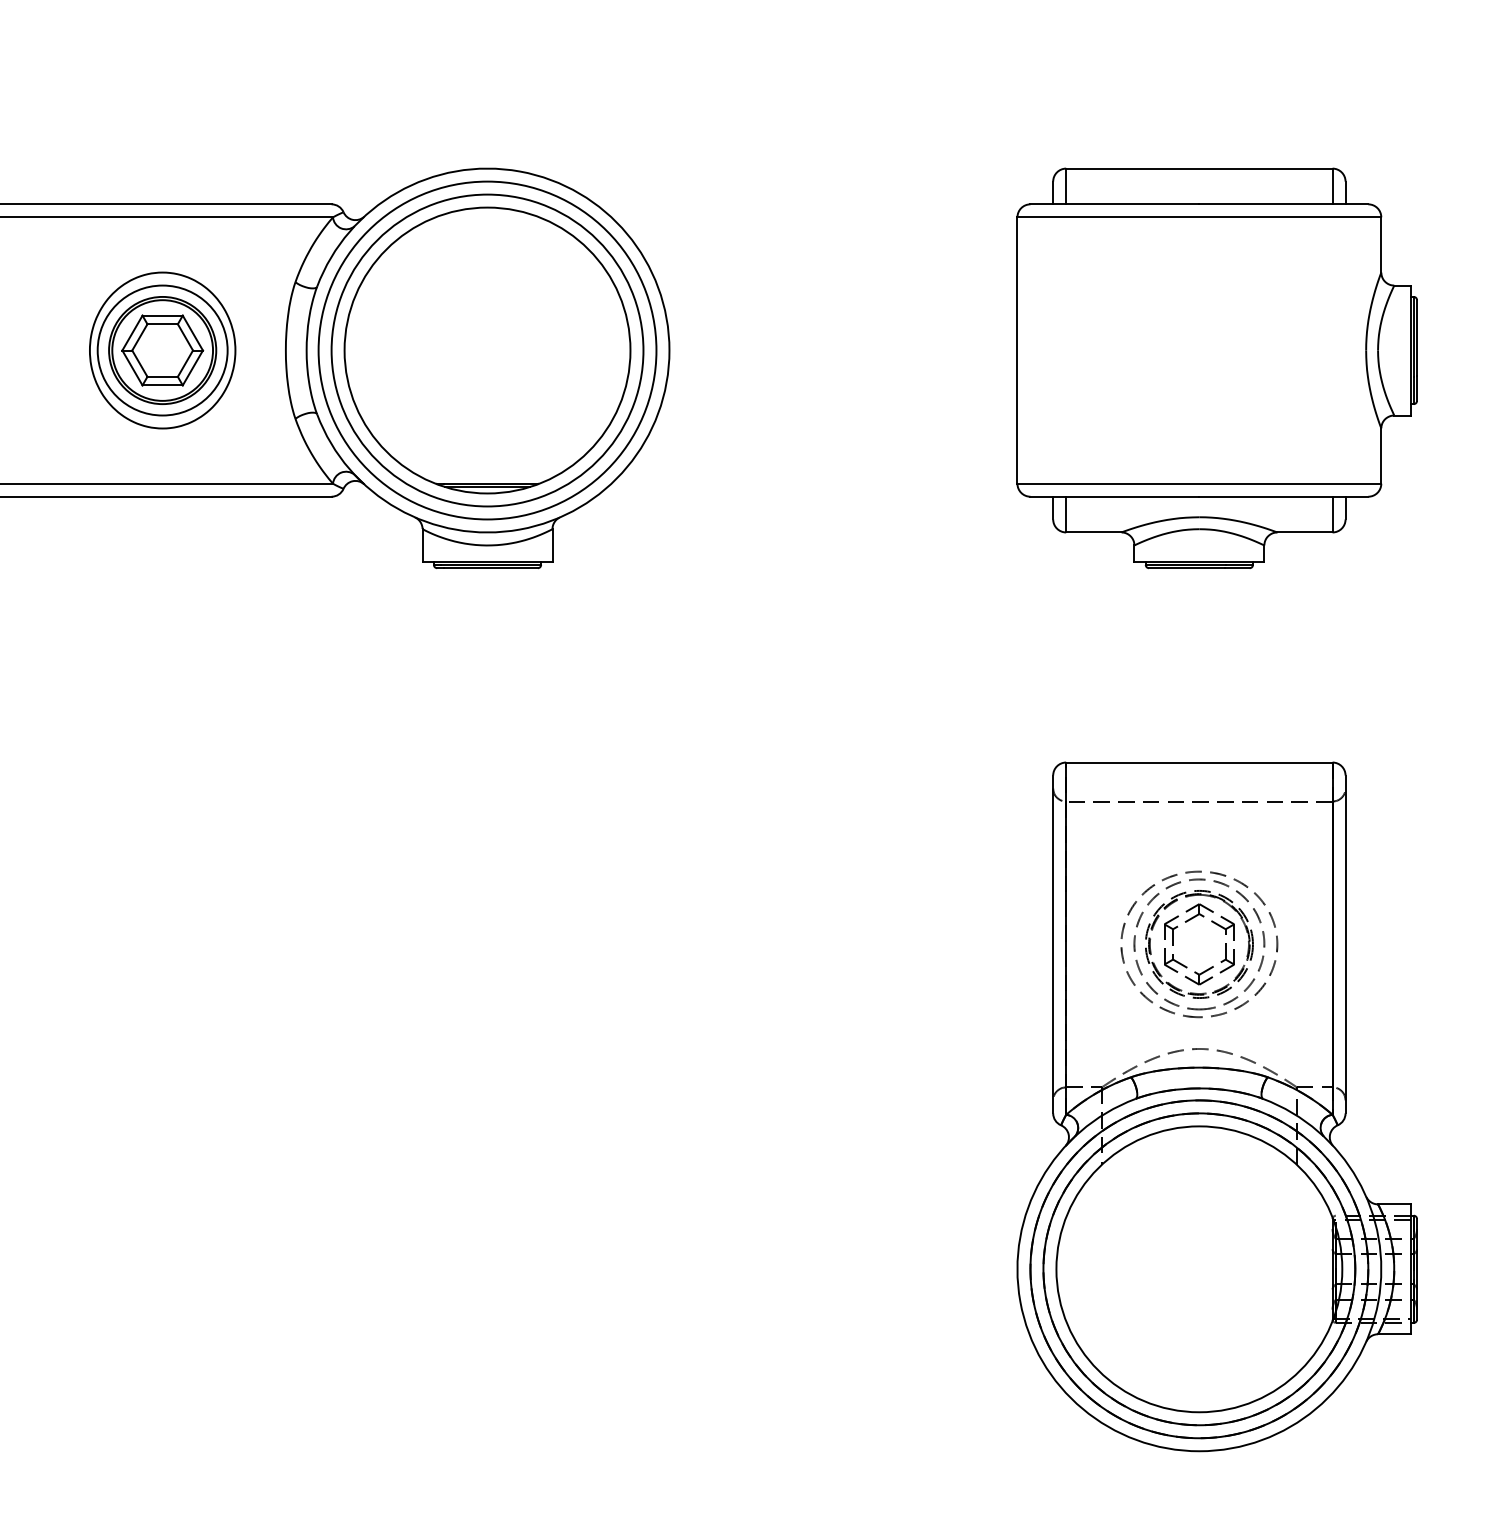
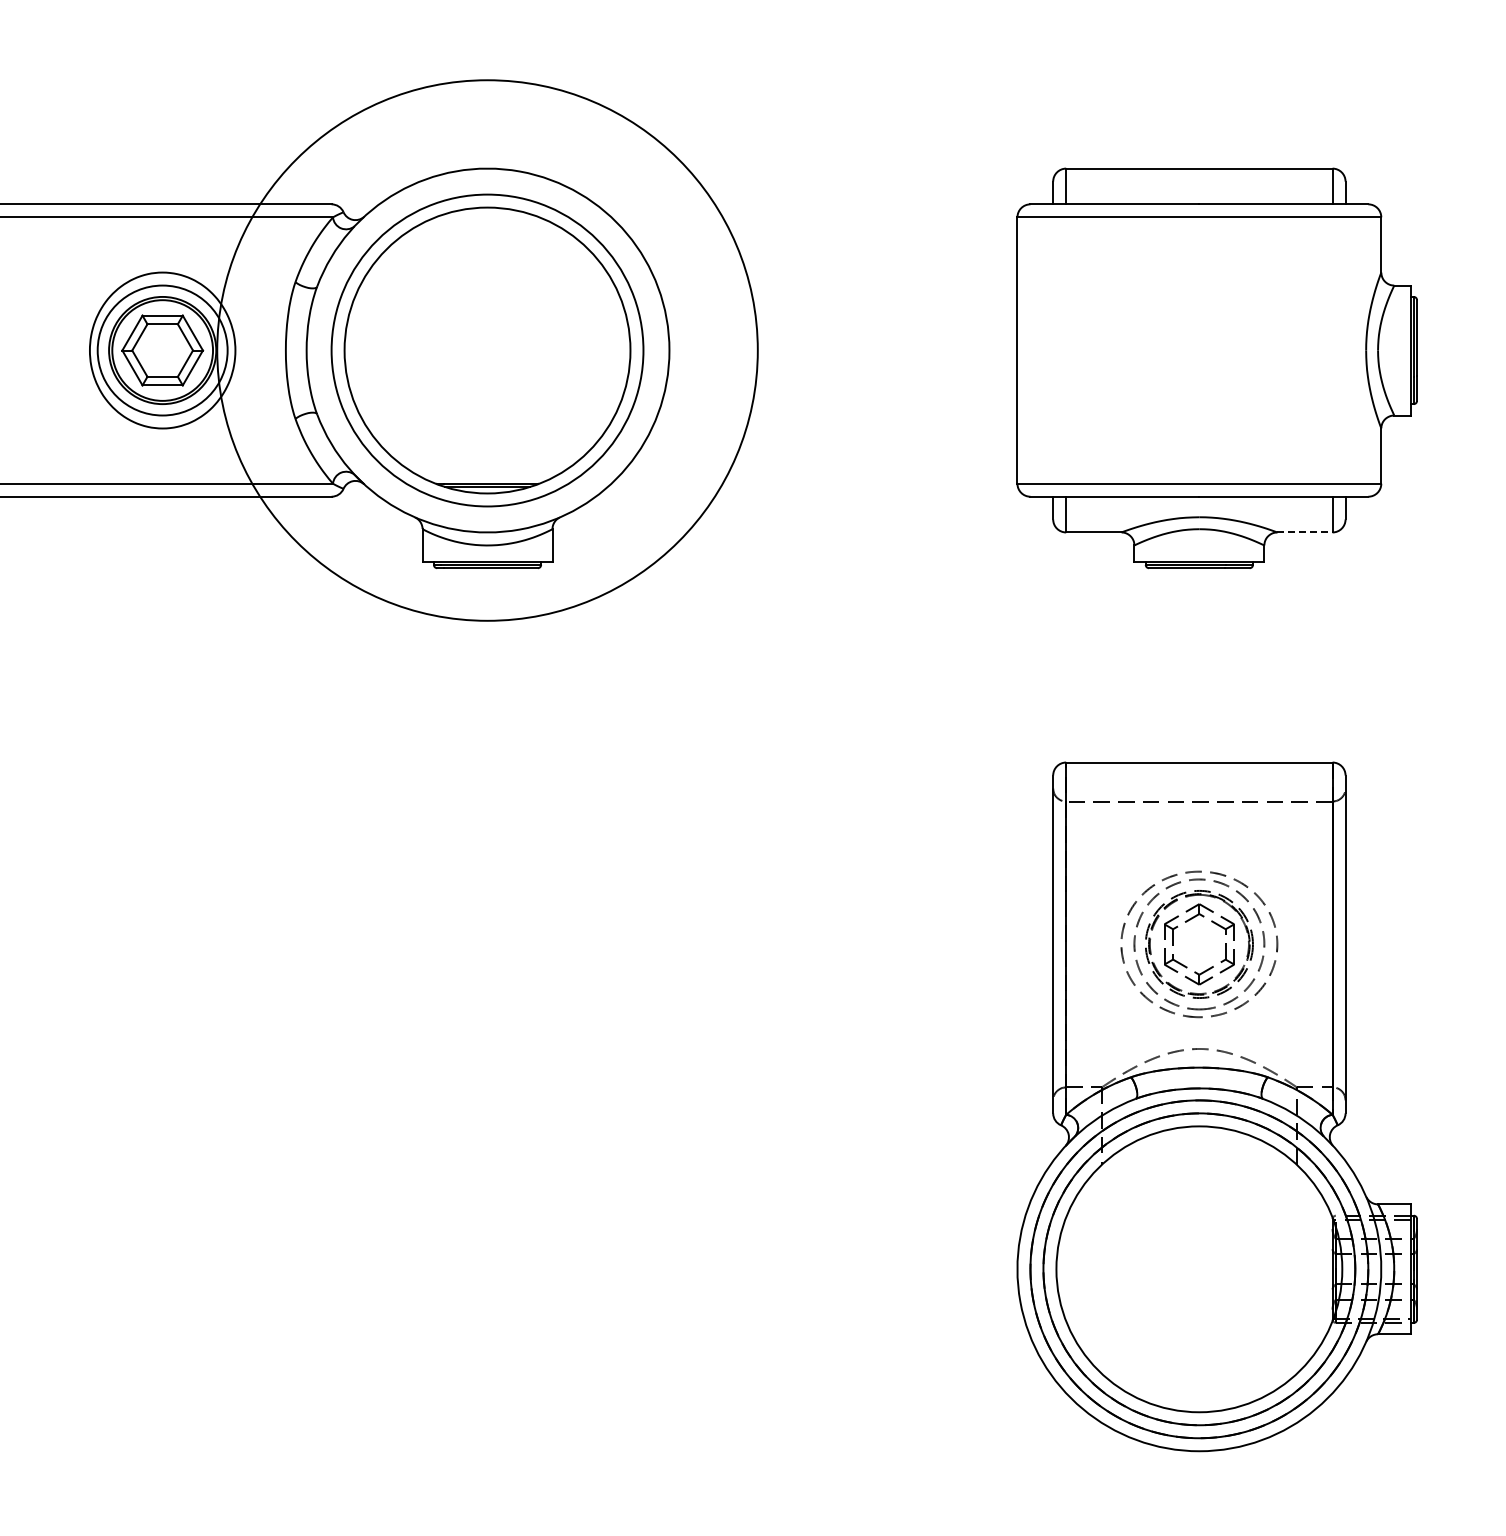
circle diameter: 338 px -> 541 px (487, 350)
line: solid -> dashed (1304, 532)
